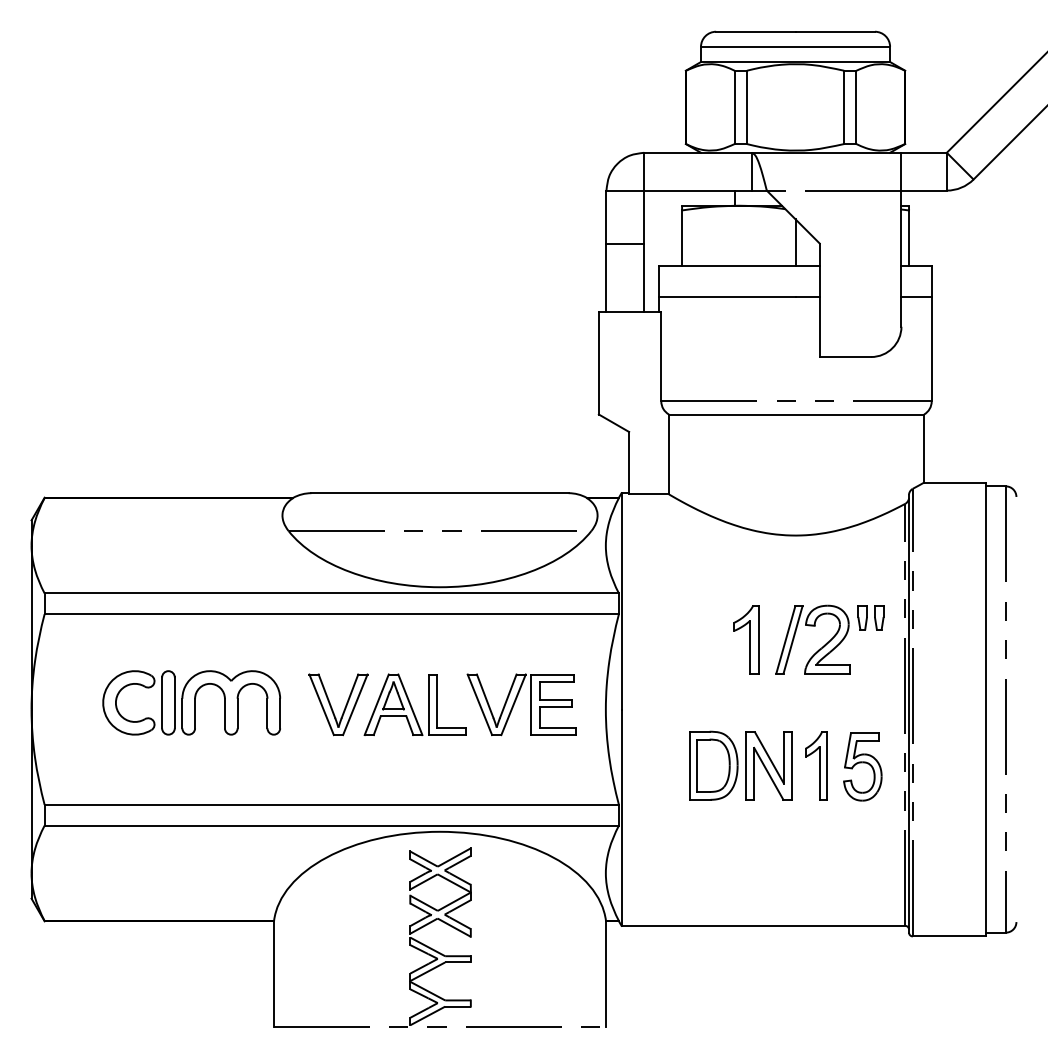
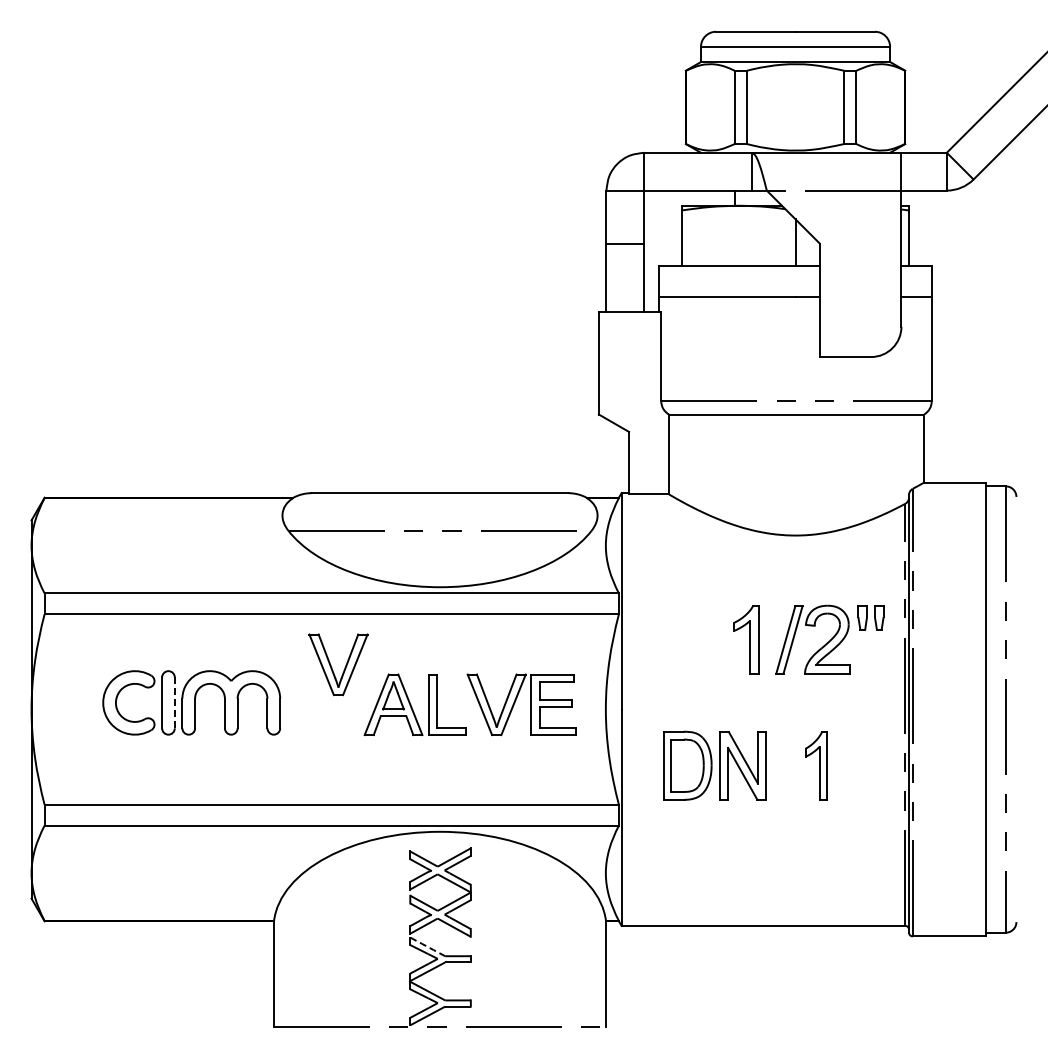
line: solid -> dashed (174, 702)
part position: (332, 707) -> (332, 667) (332, 667)
part position: (740, 765) -> (714, 765) (714, 765)
part: present -> none (862, 766)
line: solid -> dashed (427, 946)
